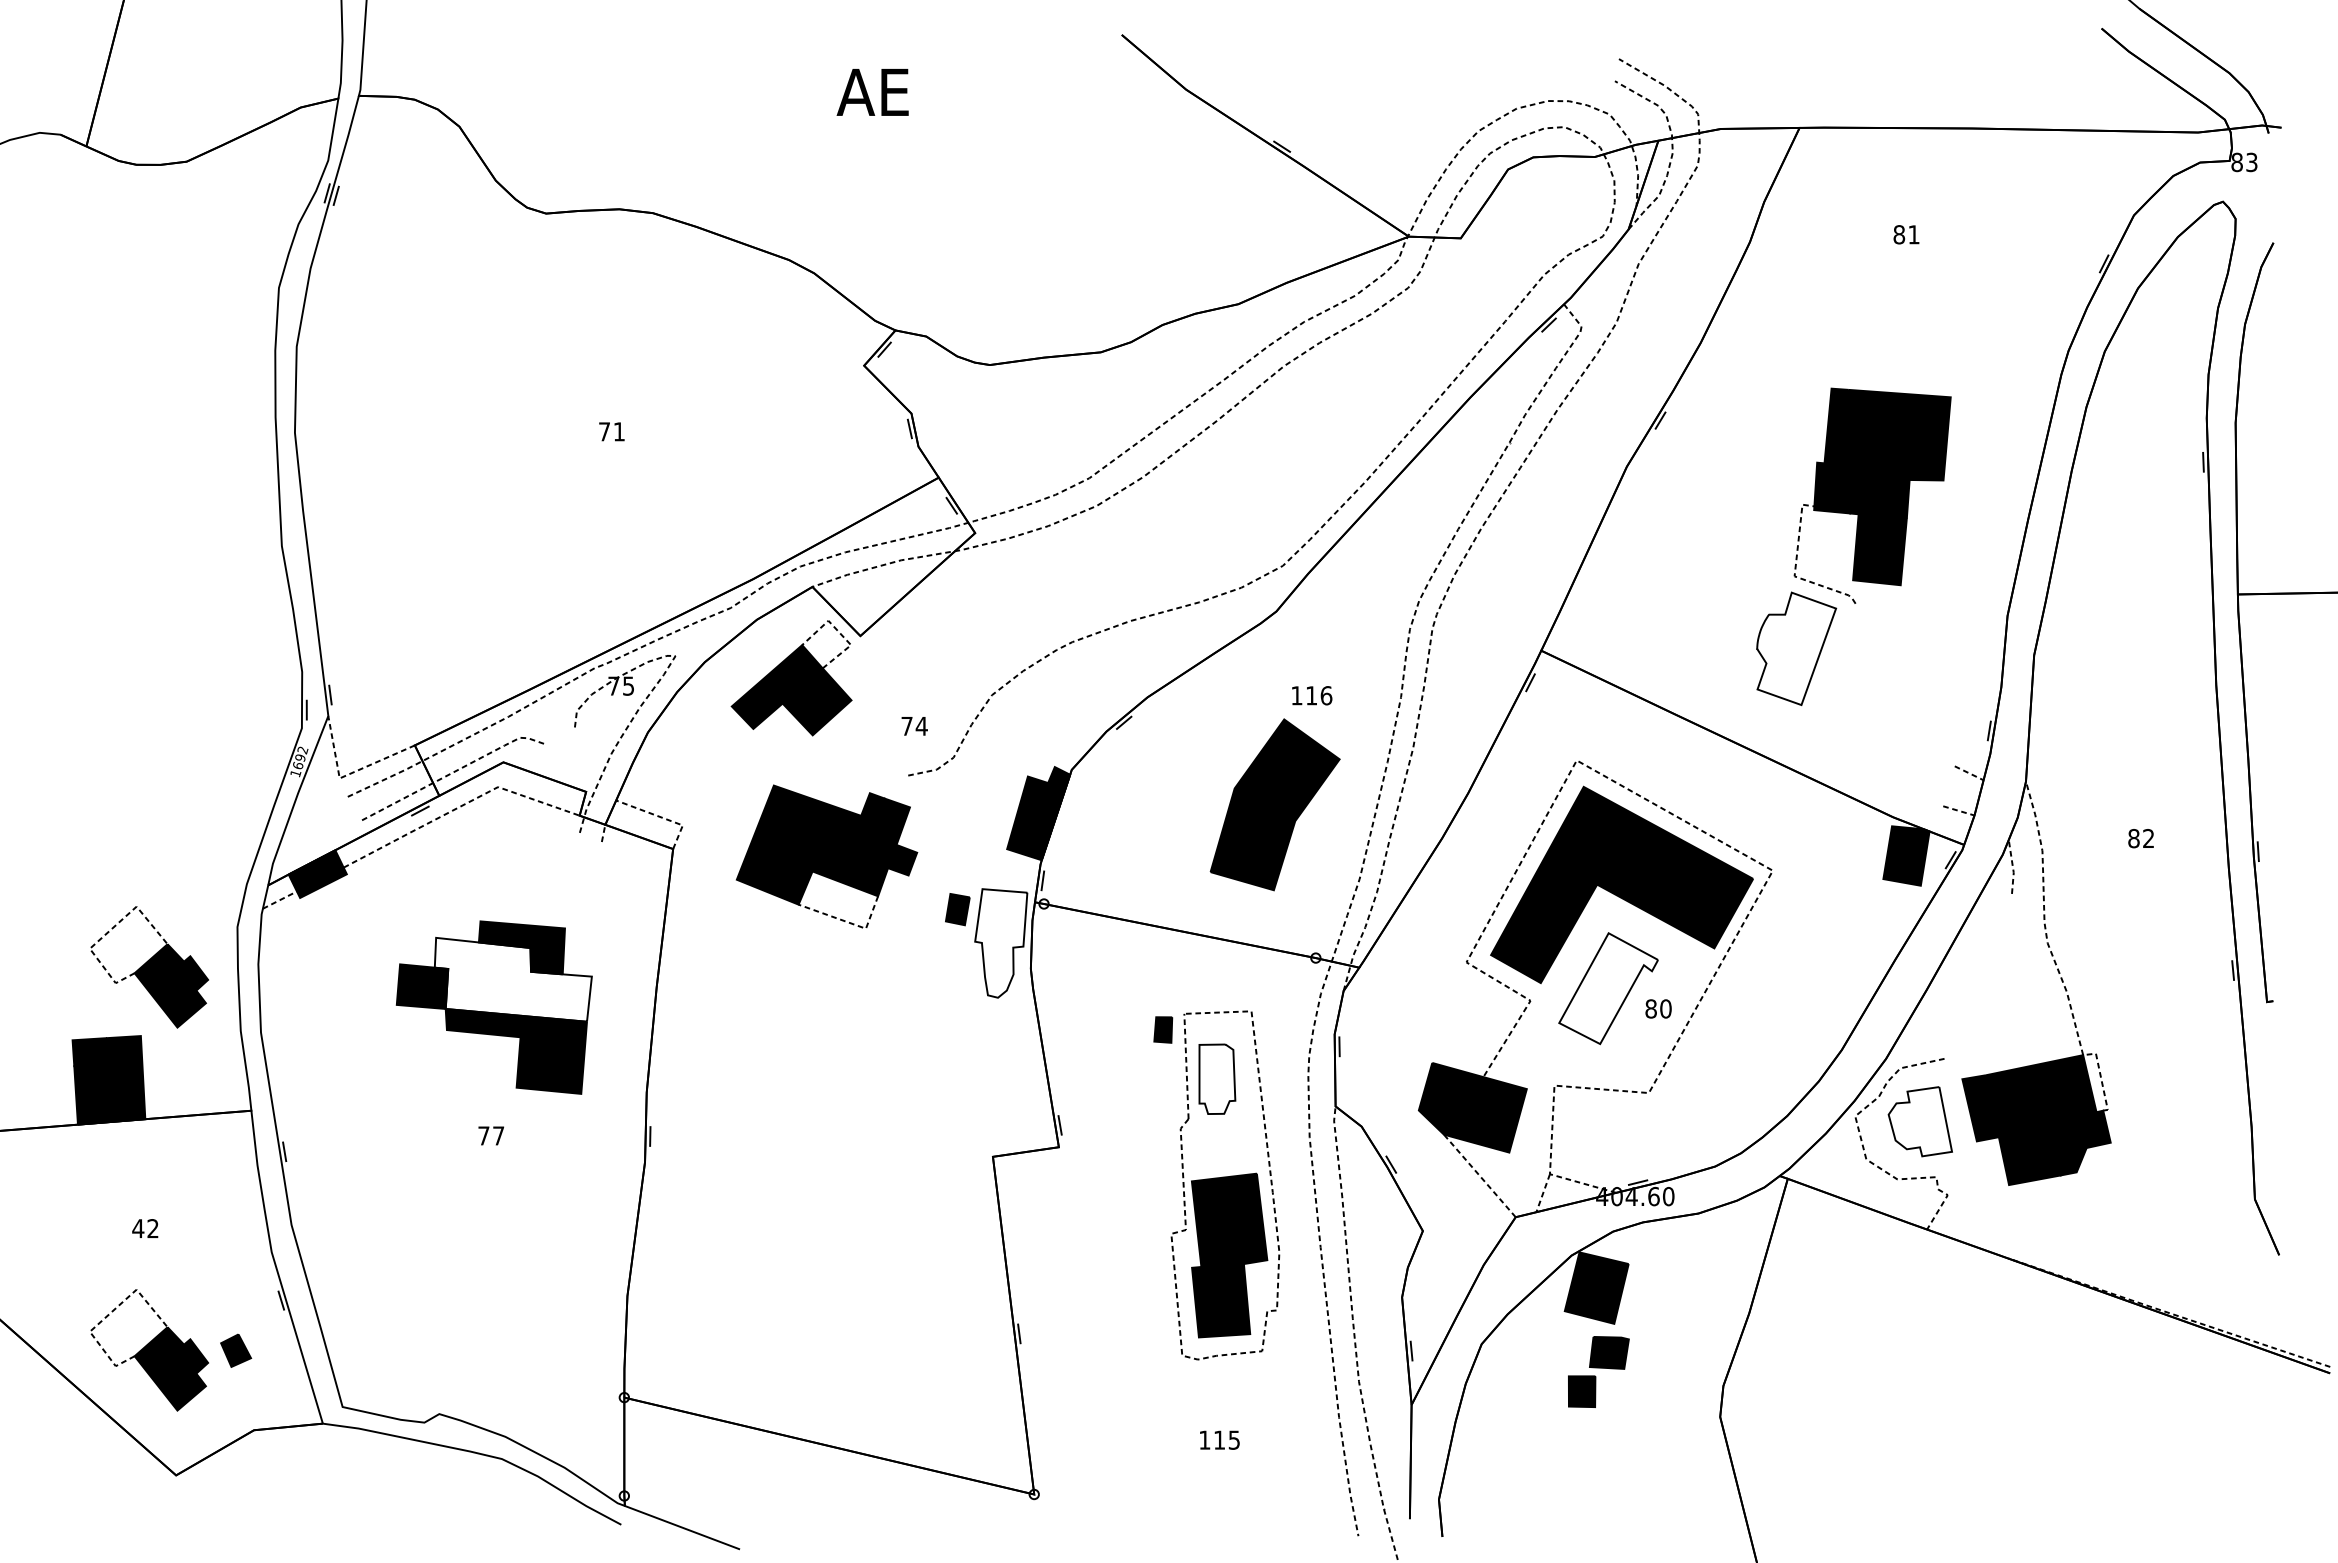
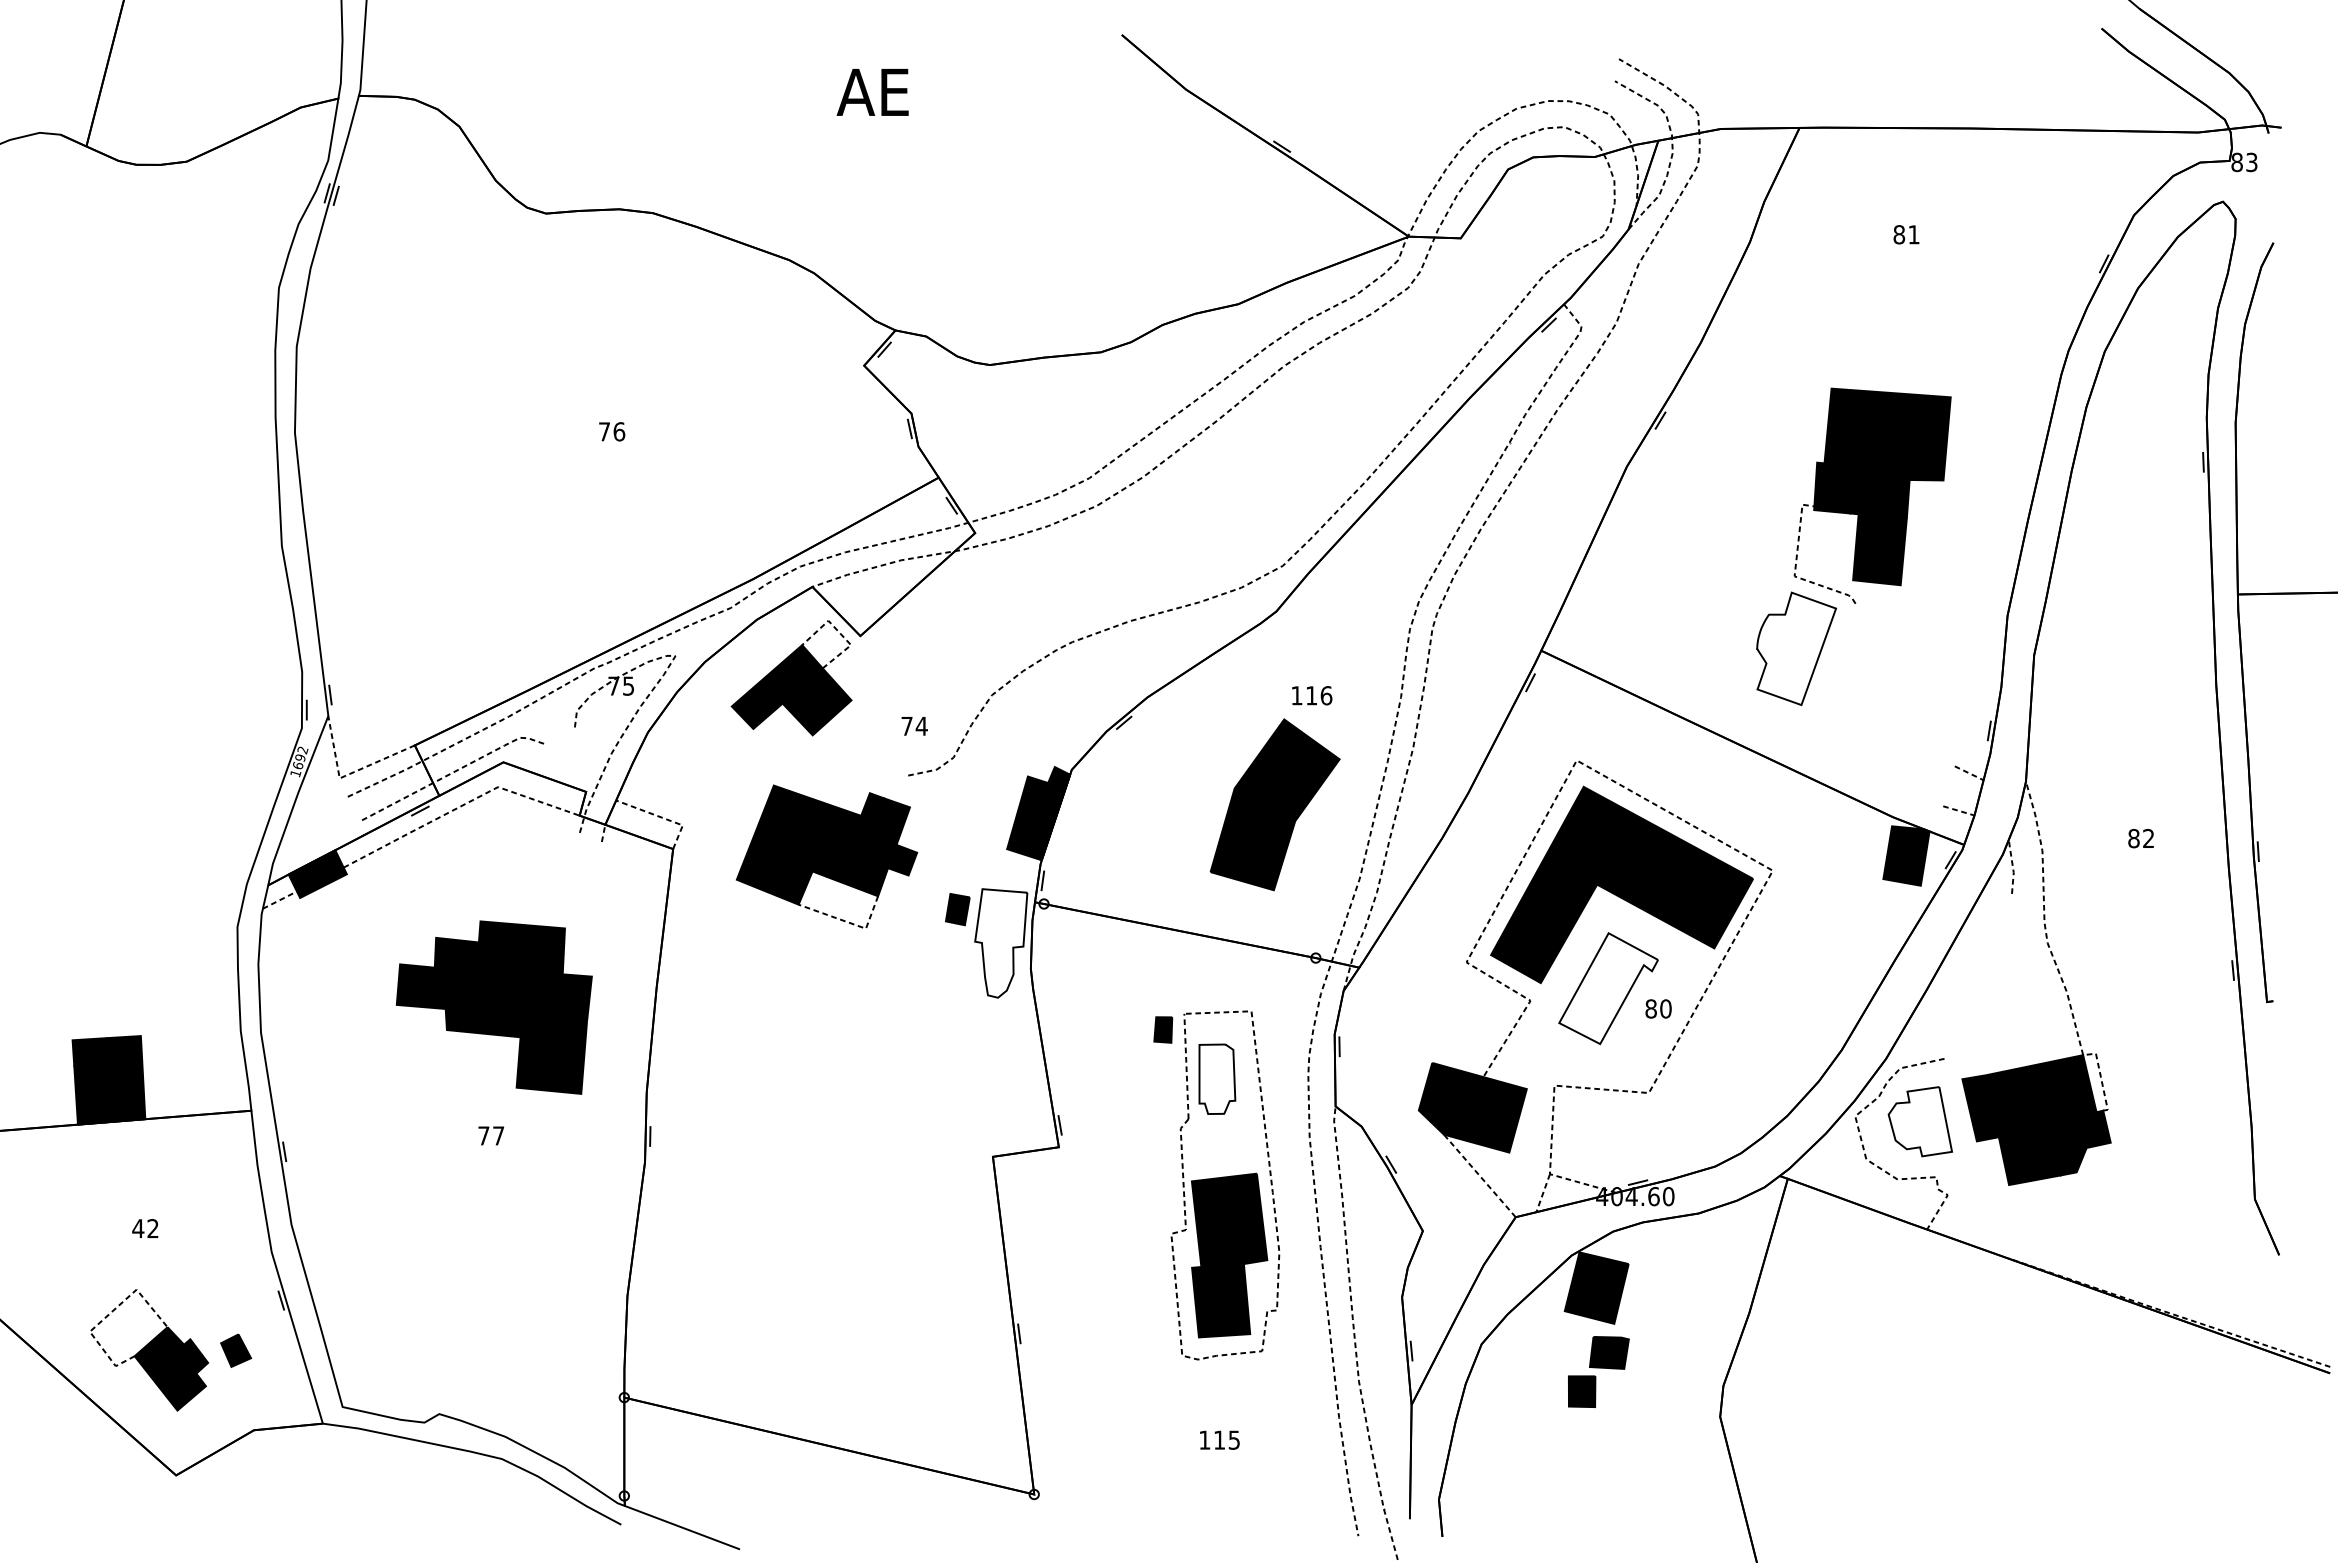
text: 71 -> 76 (619, 431)
part: present -> none (149, 967)
fill: none -> present (512, 979)
